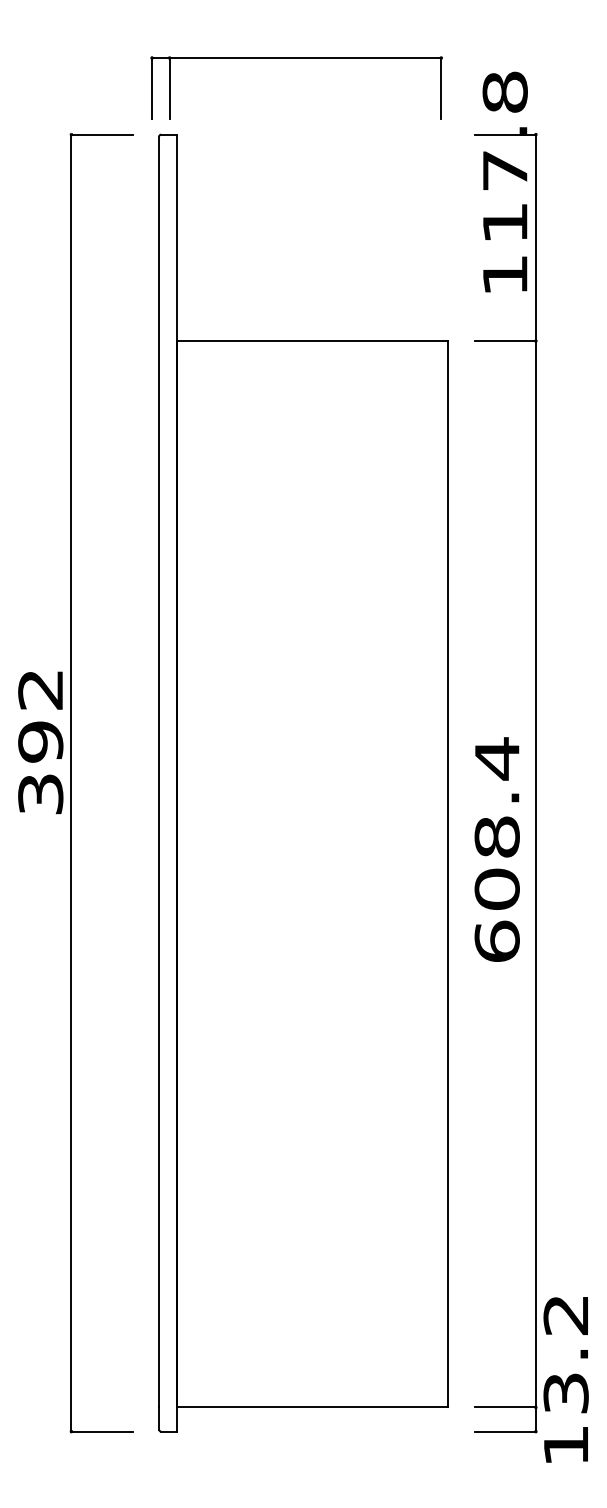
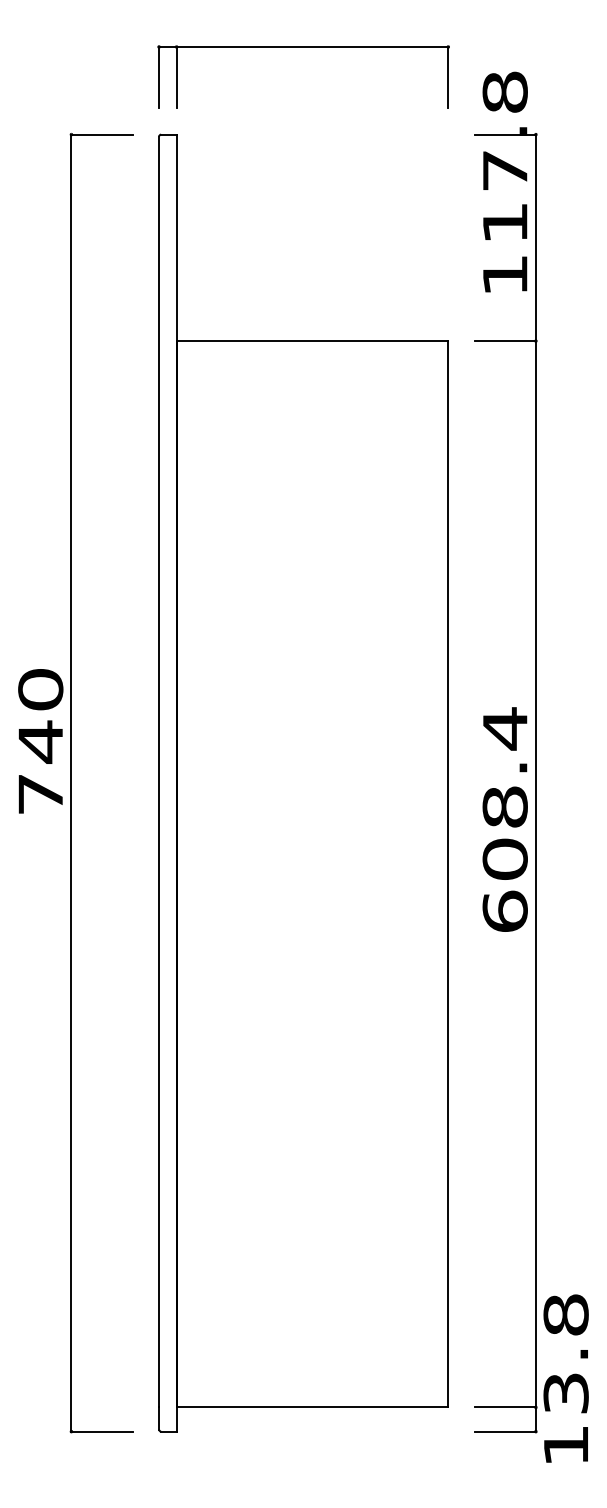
part position: (296, 58) -> (303, 47) (303, 47)
text: 392 -> 740 (40, 741)
text position: (496, 849) -> (504, 819) (504, 819)
text: 13.2 -> 13.8 (565, 1314)
